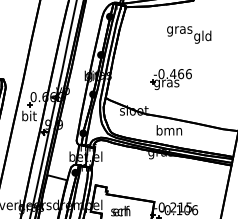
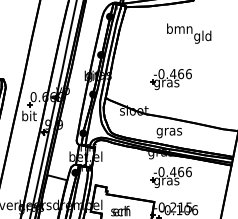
text: gras -> bmn (179, 29)
text: bmn -> gras (169, 131)
part: none -> present (170, 177)
